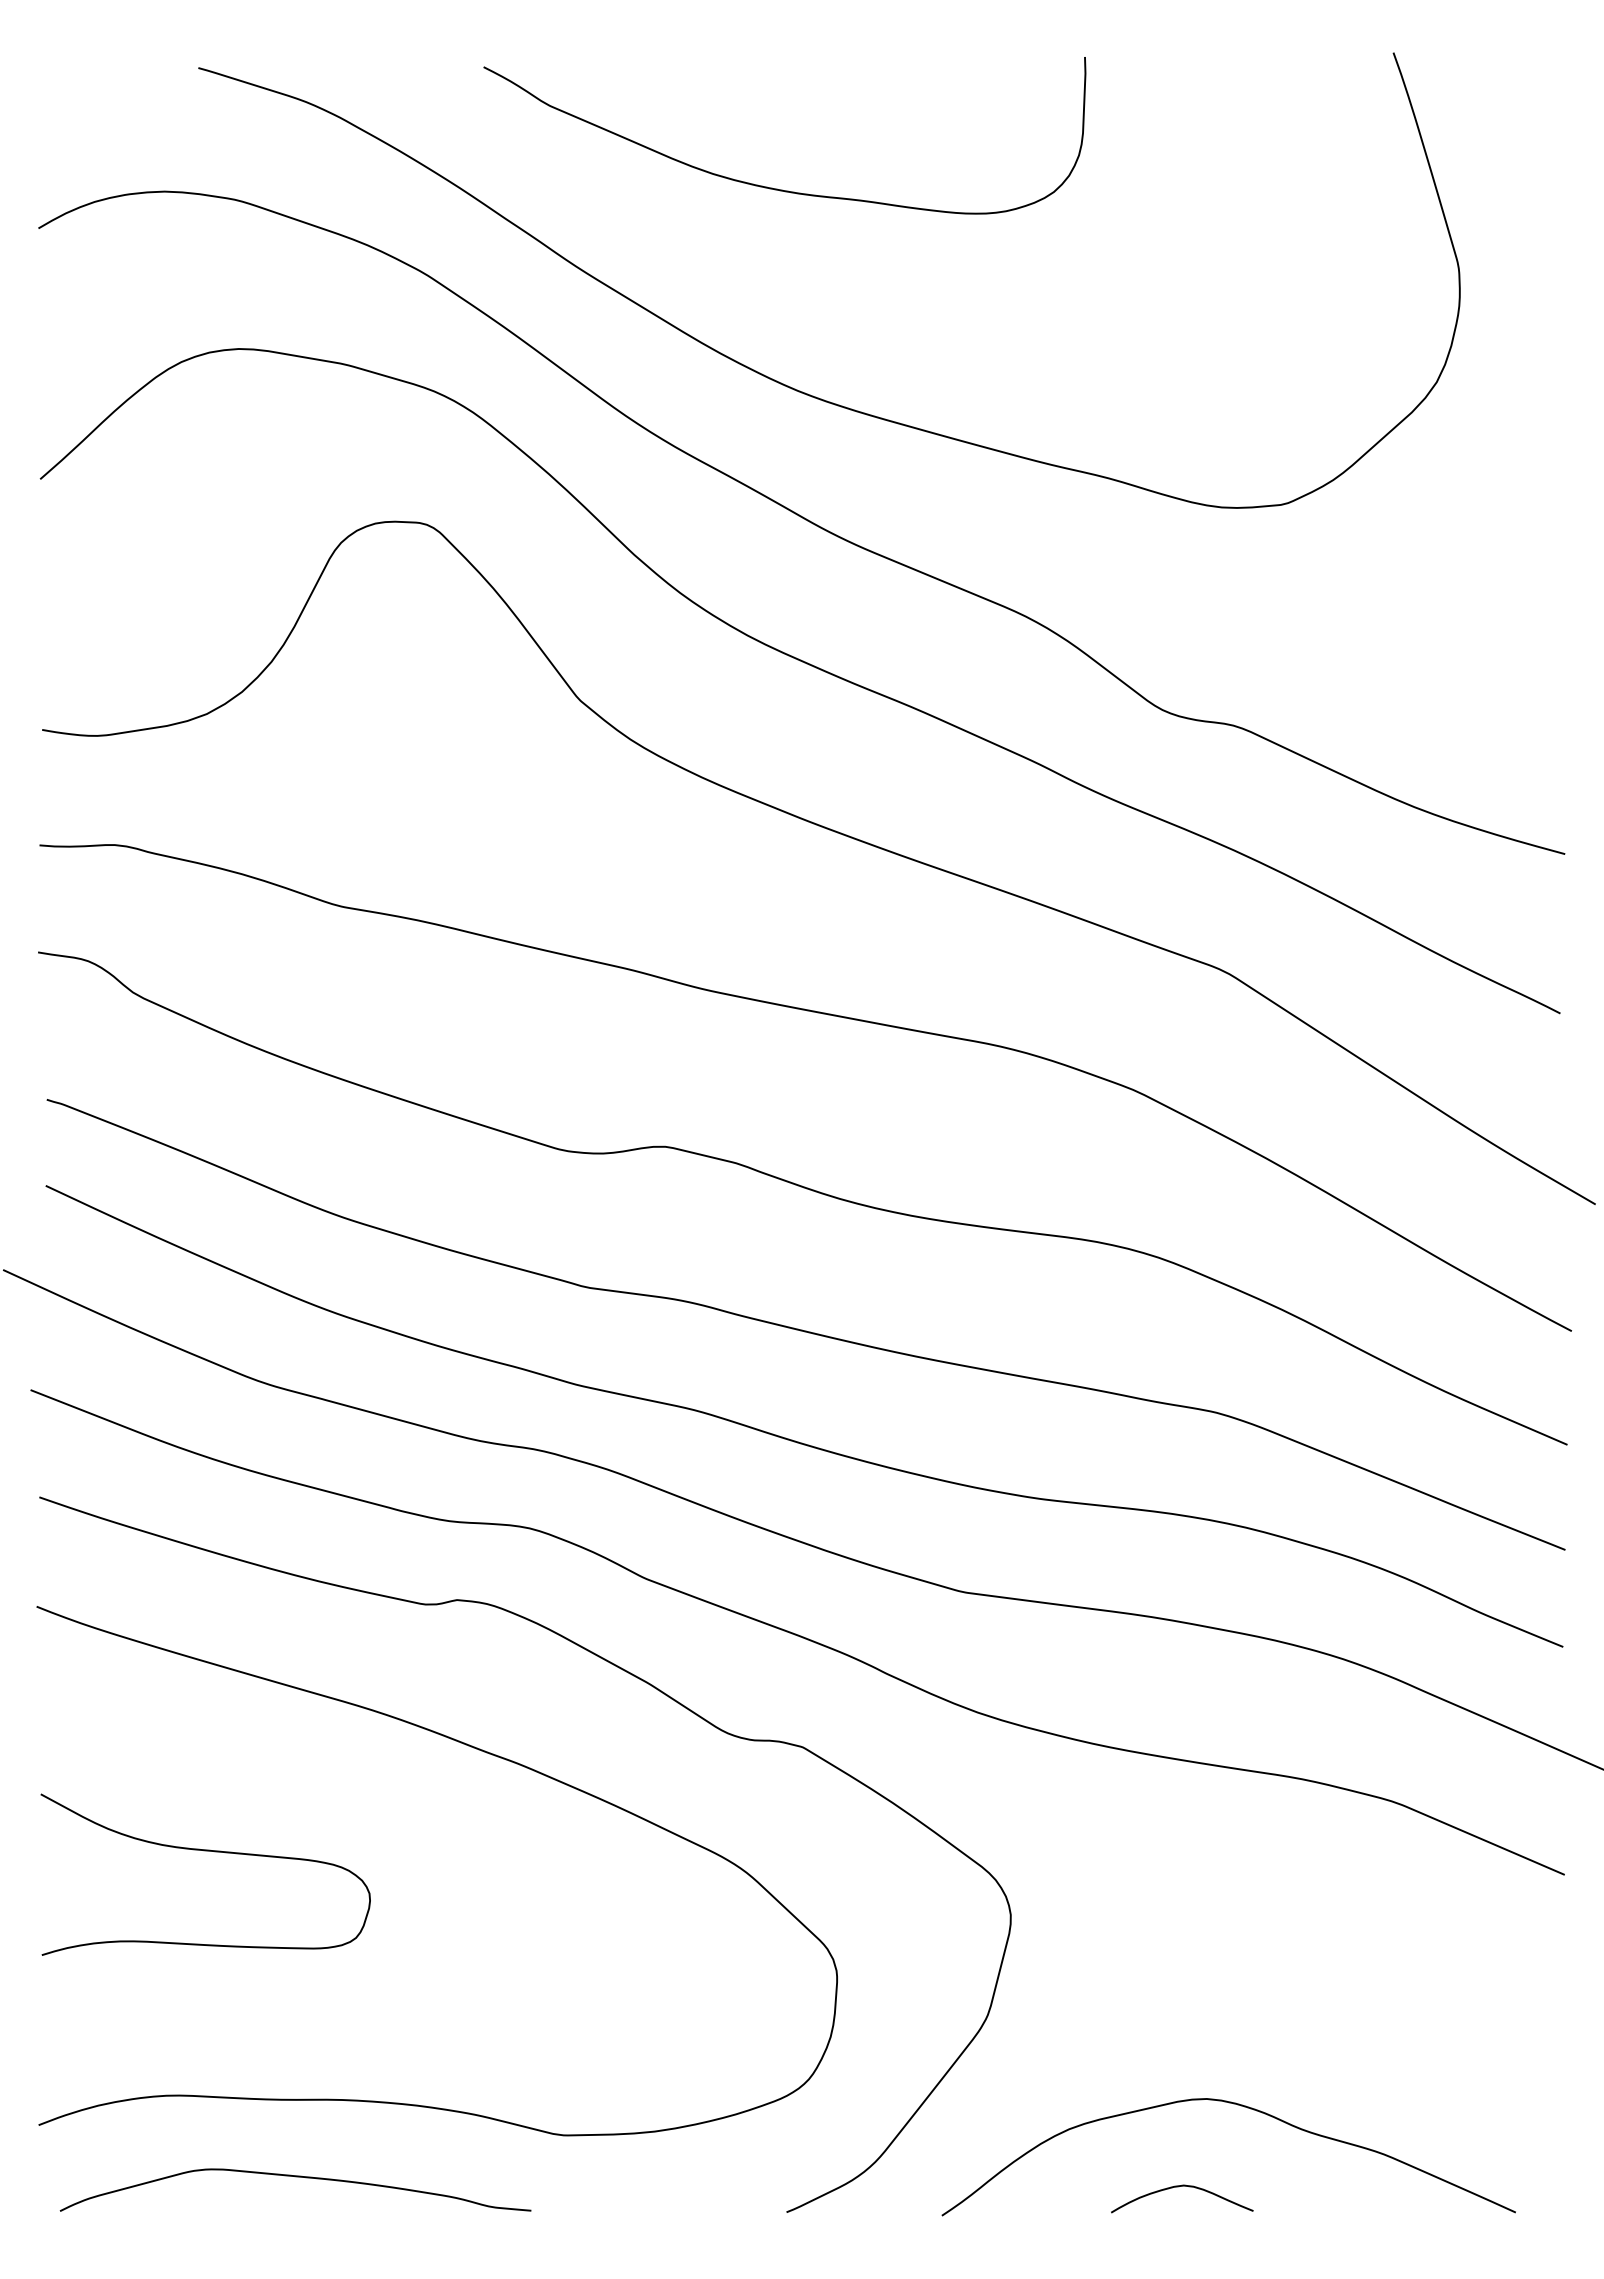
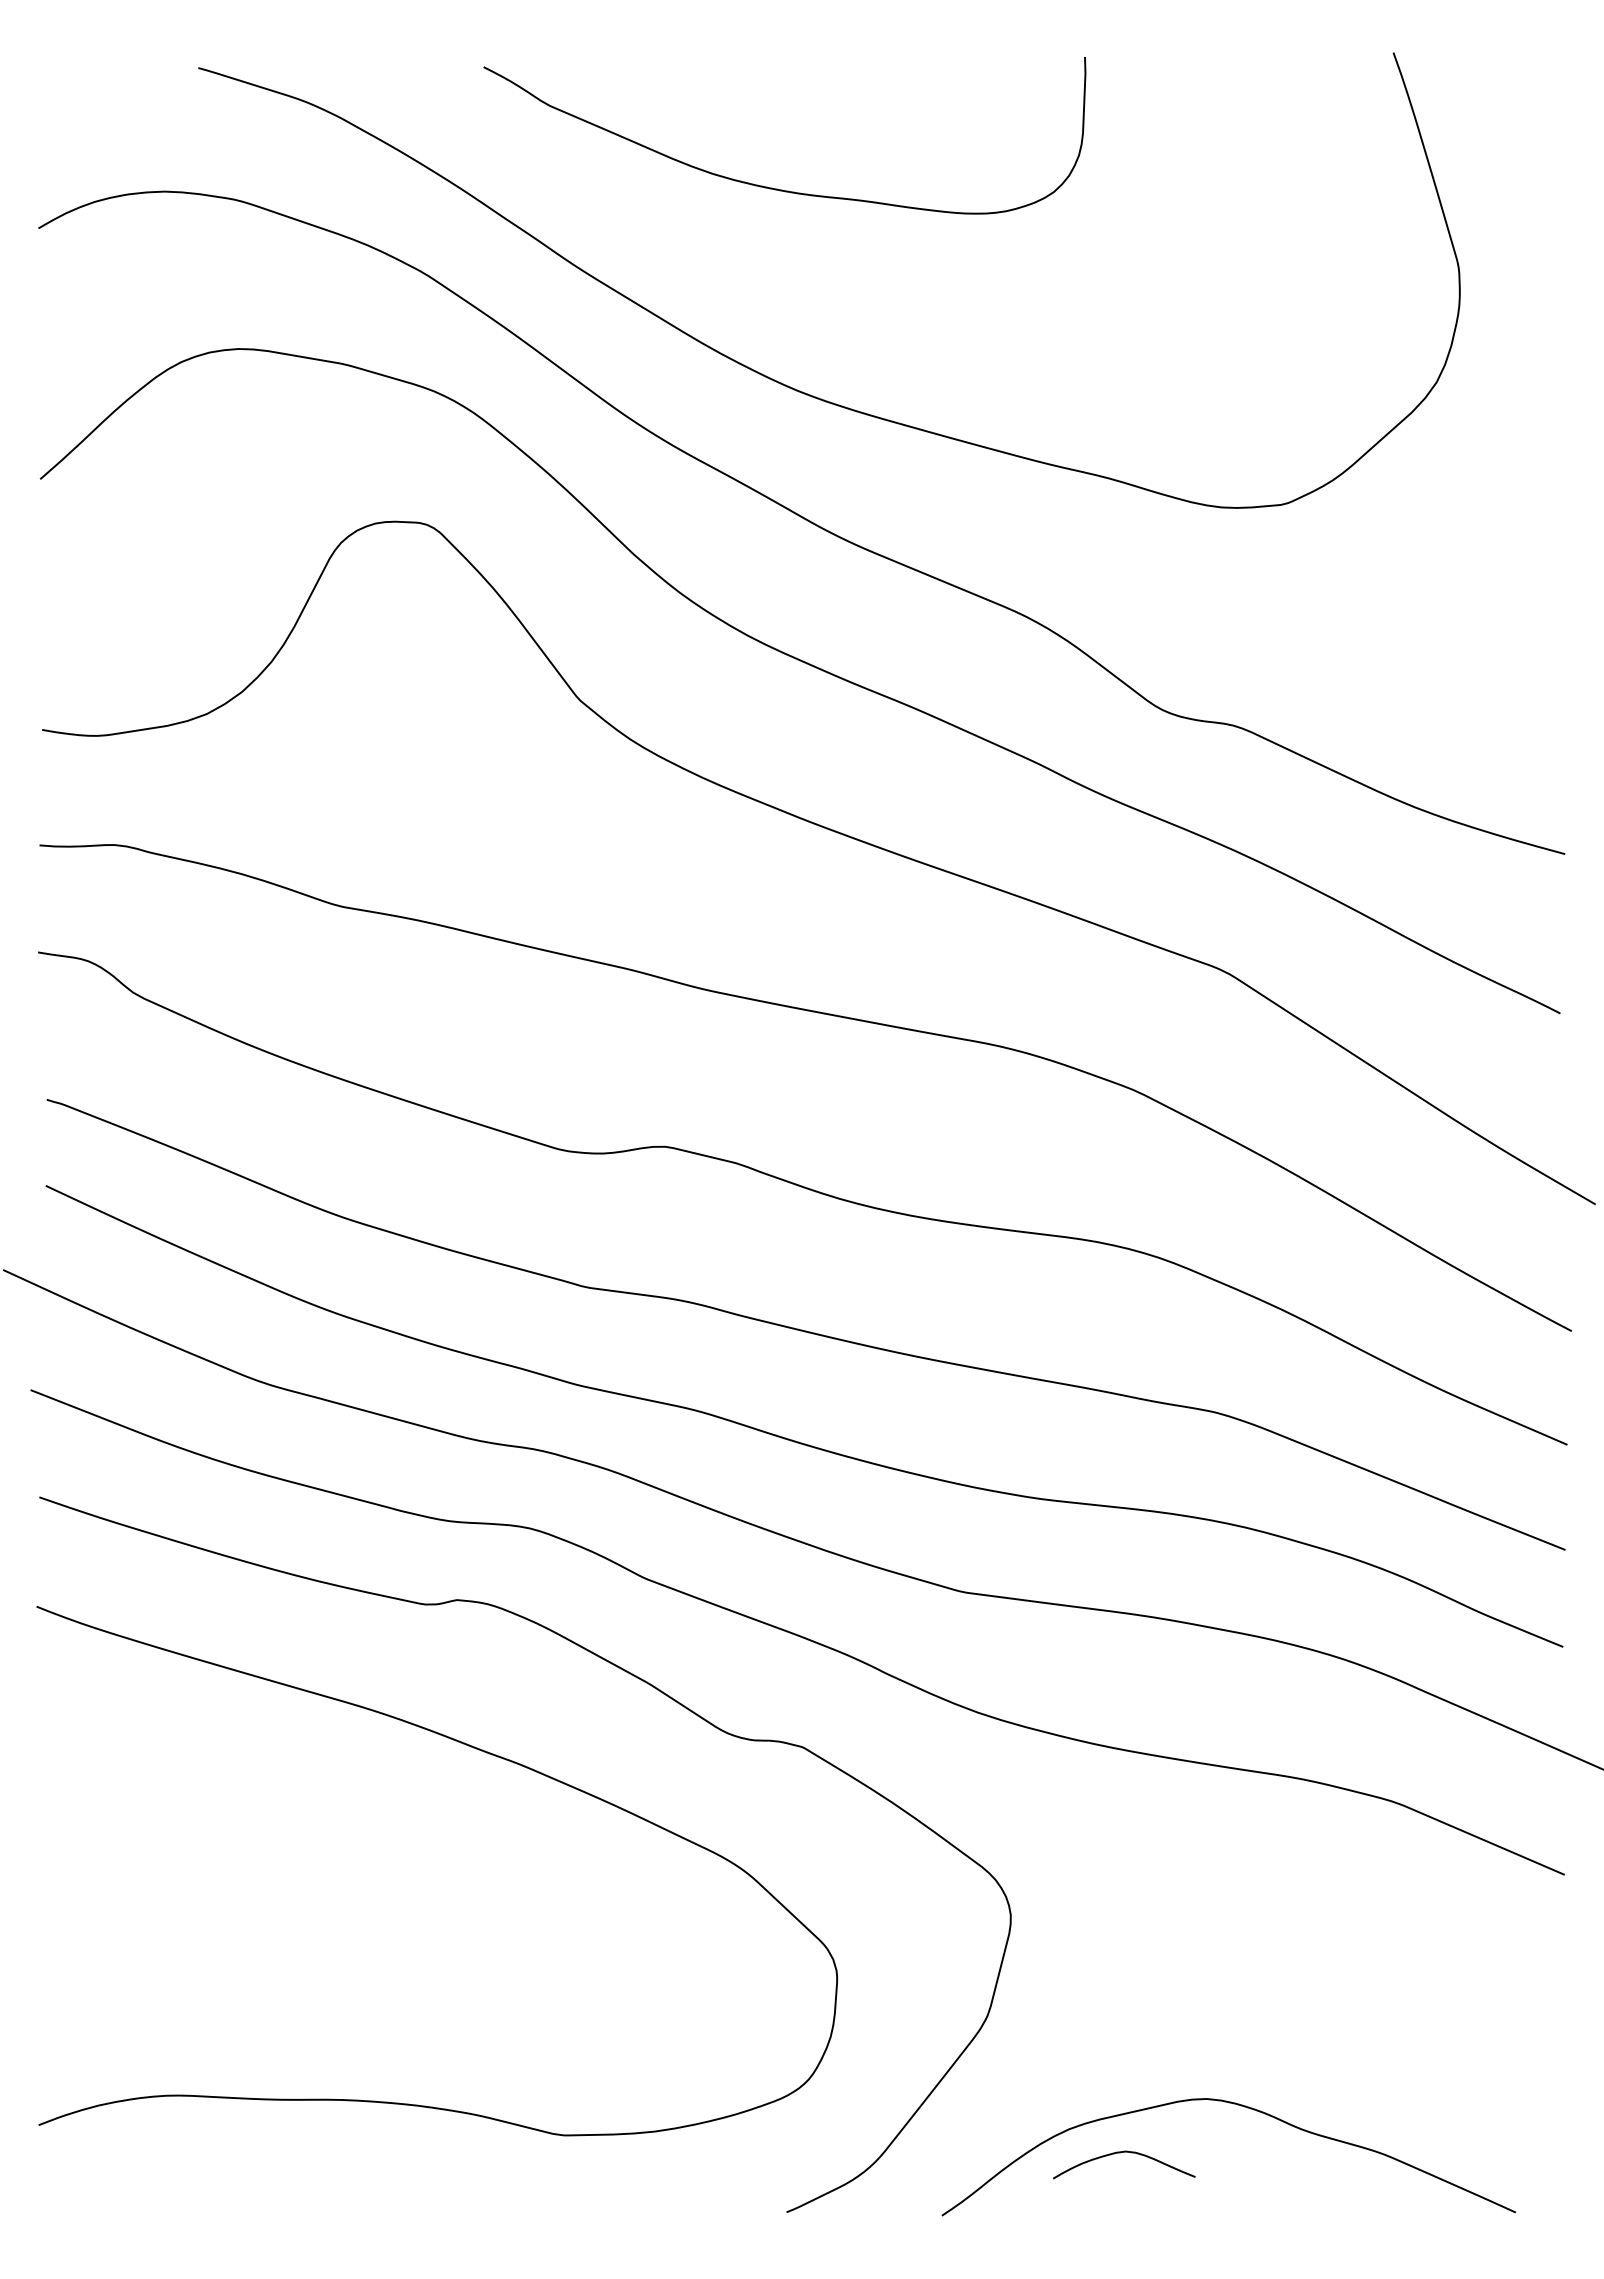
curve: present -> none (205, 1851)
curve: present -> none (295, 2177)
curve position: (1178, 2187) -> (1120, 2153) (1120, 2153)
